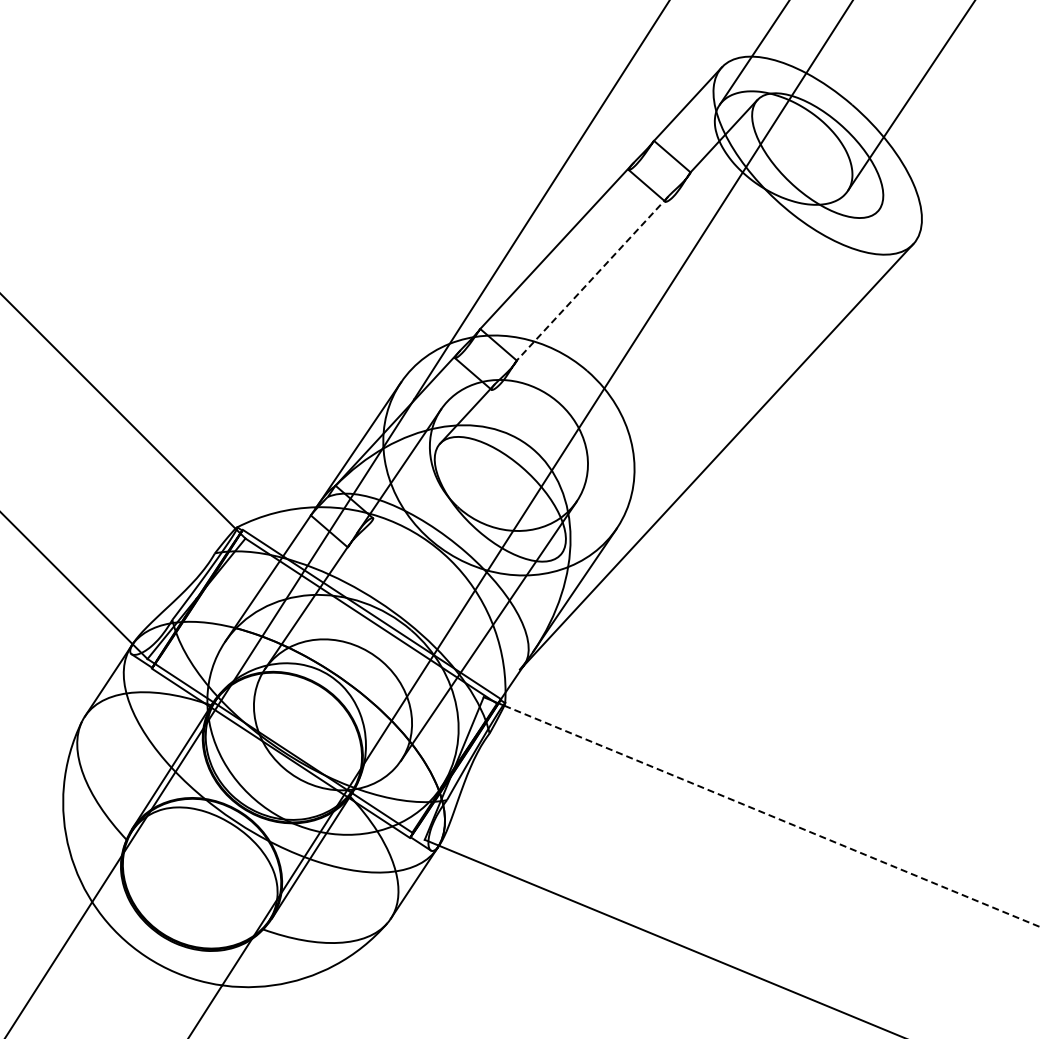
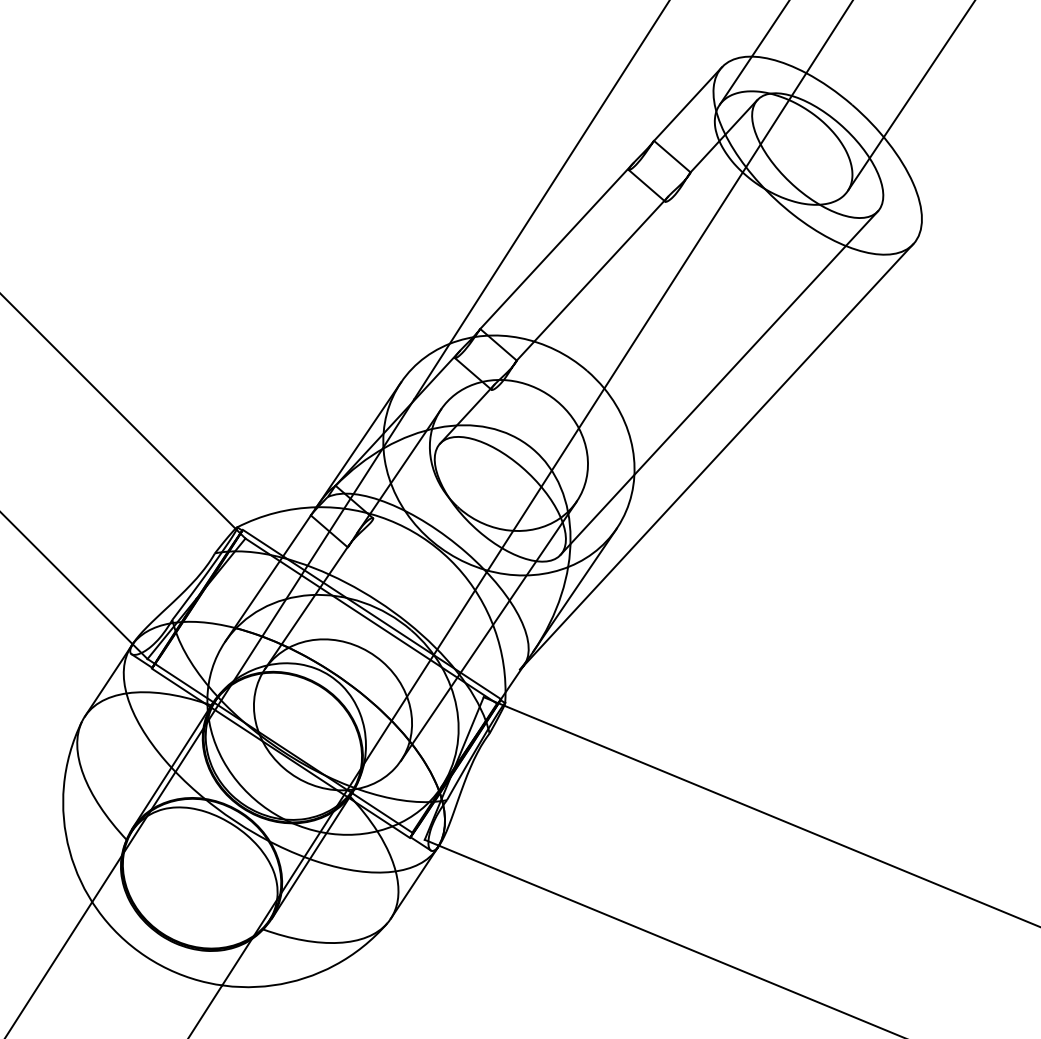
line: dashed -> solid (592, 278)
line: none -> present (718, 382)
line: dashed -> solid (772, 816)
